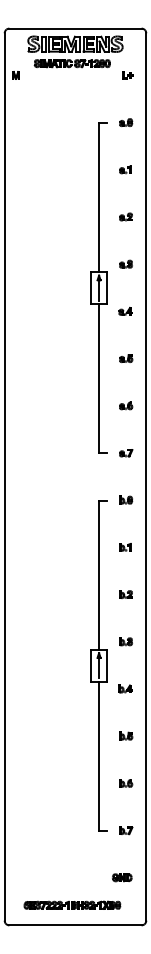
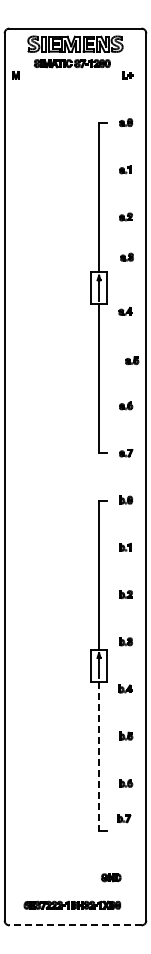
part position: (125, 263) -> (126, 256) (126, 256)
part position: (126, 358) -> (132, 360) (132, 360)
line: solid -> dashed (99, 756)
part position: (126, 830) -> (124, 818) (124, 818)
part position: (122, 877) -> (111, 877) (111, 877)
line: solid -> dashed (75, 925)
